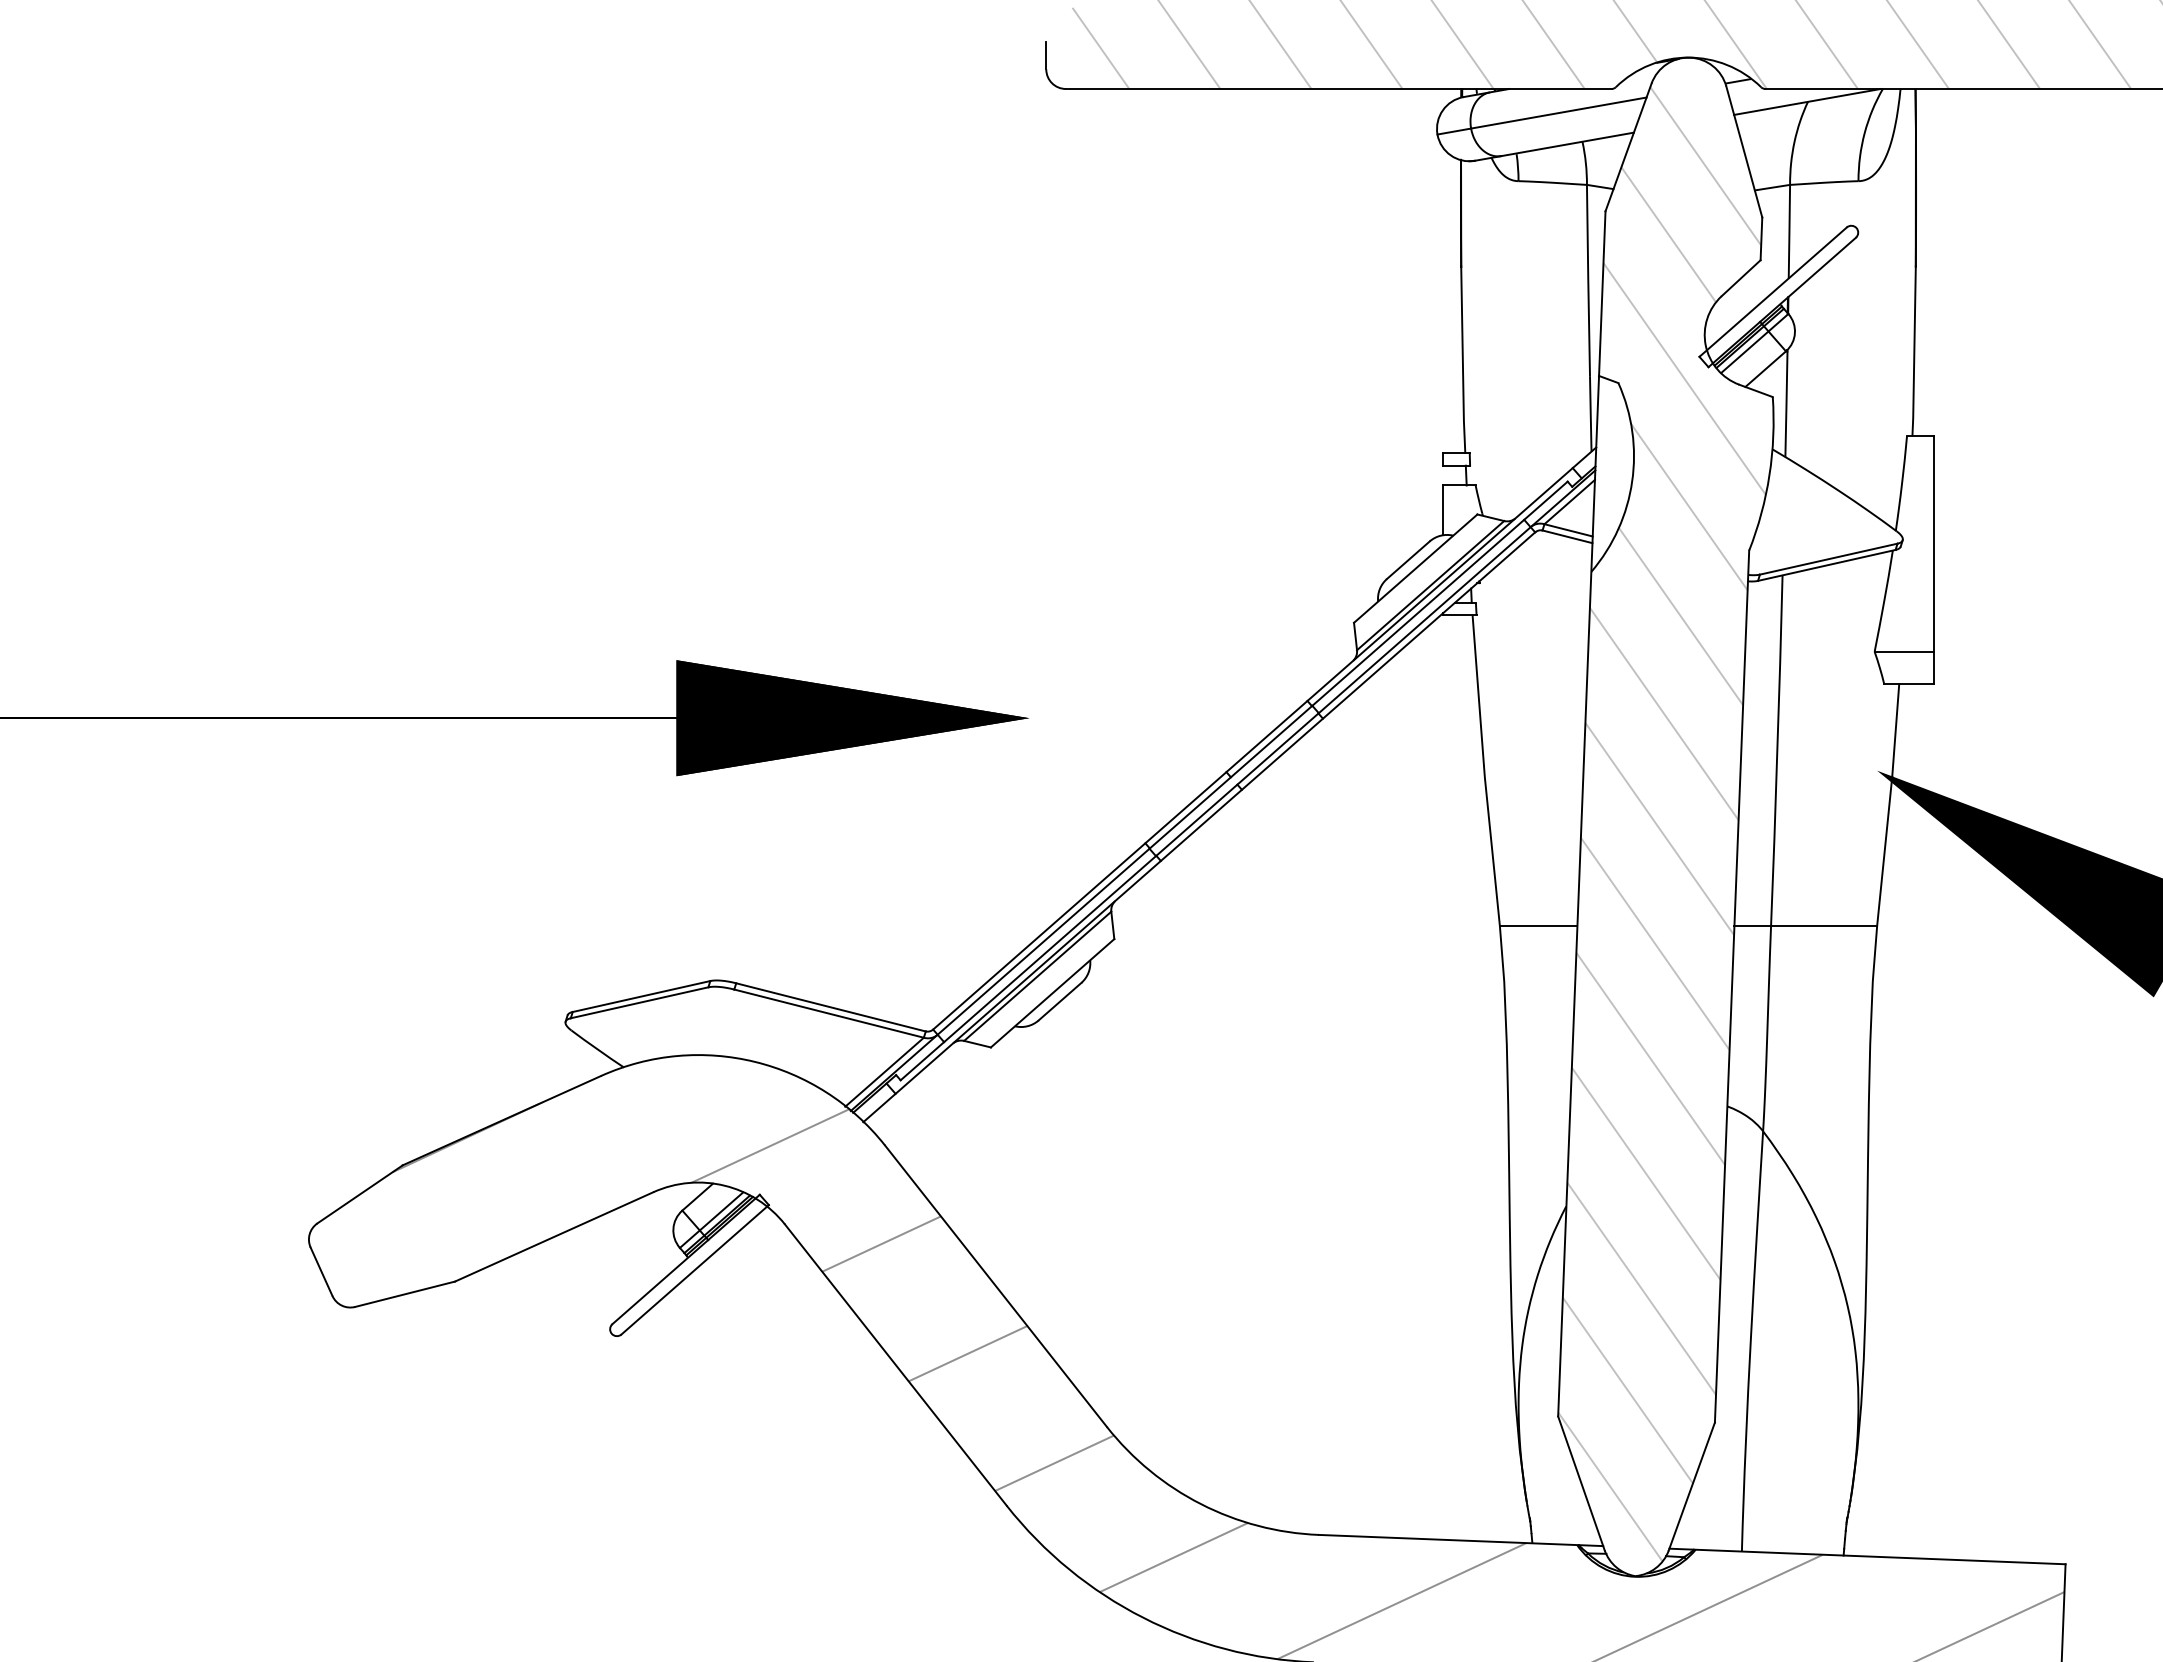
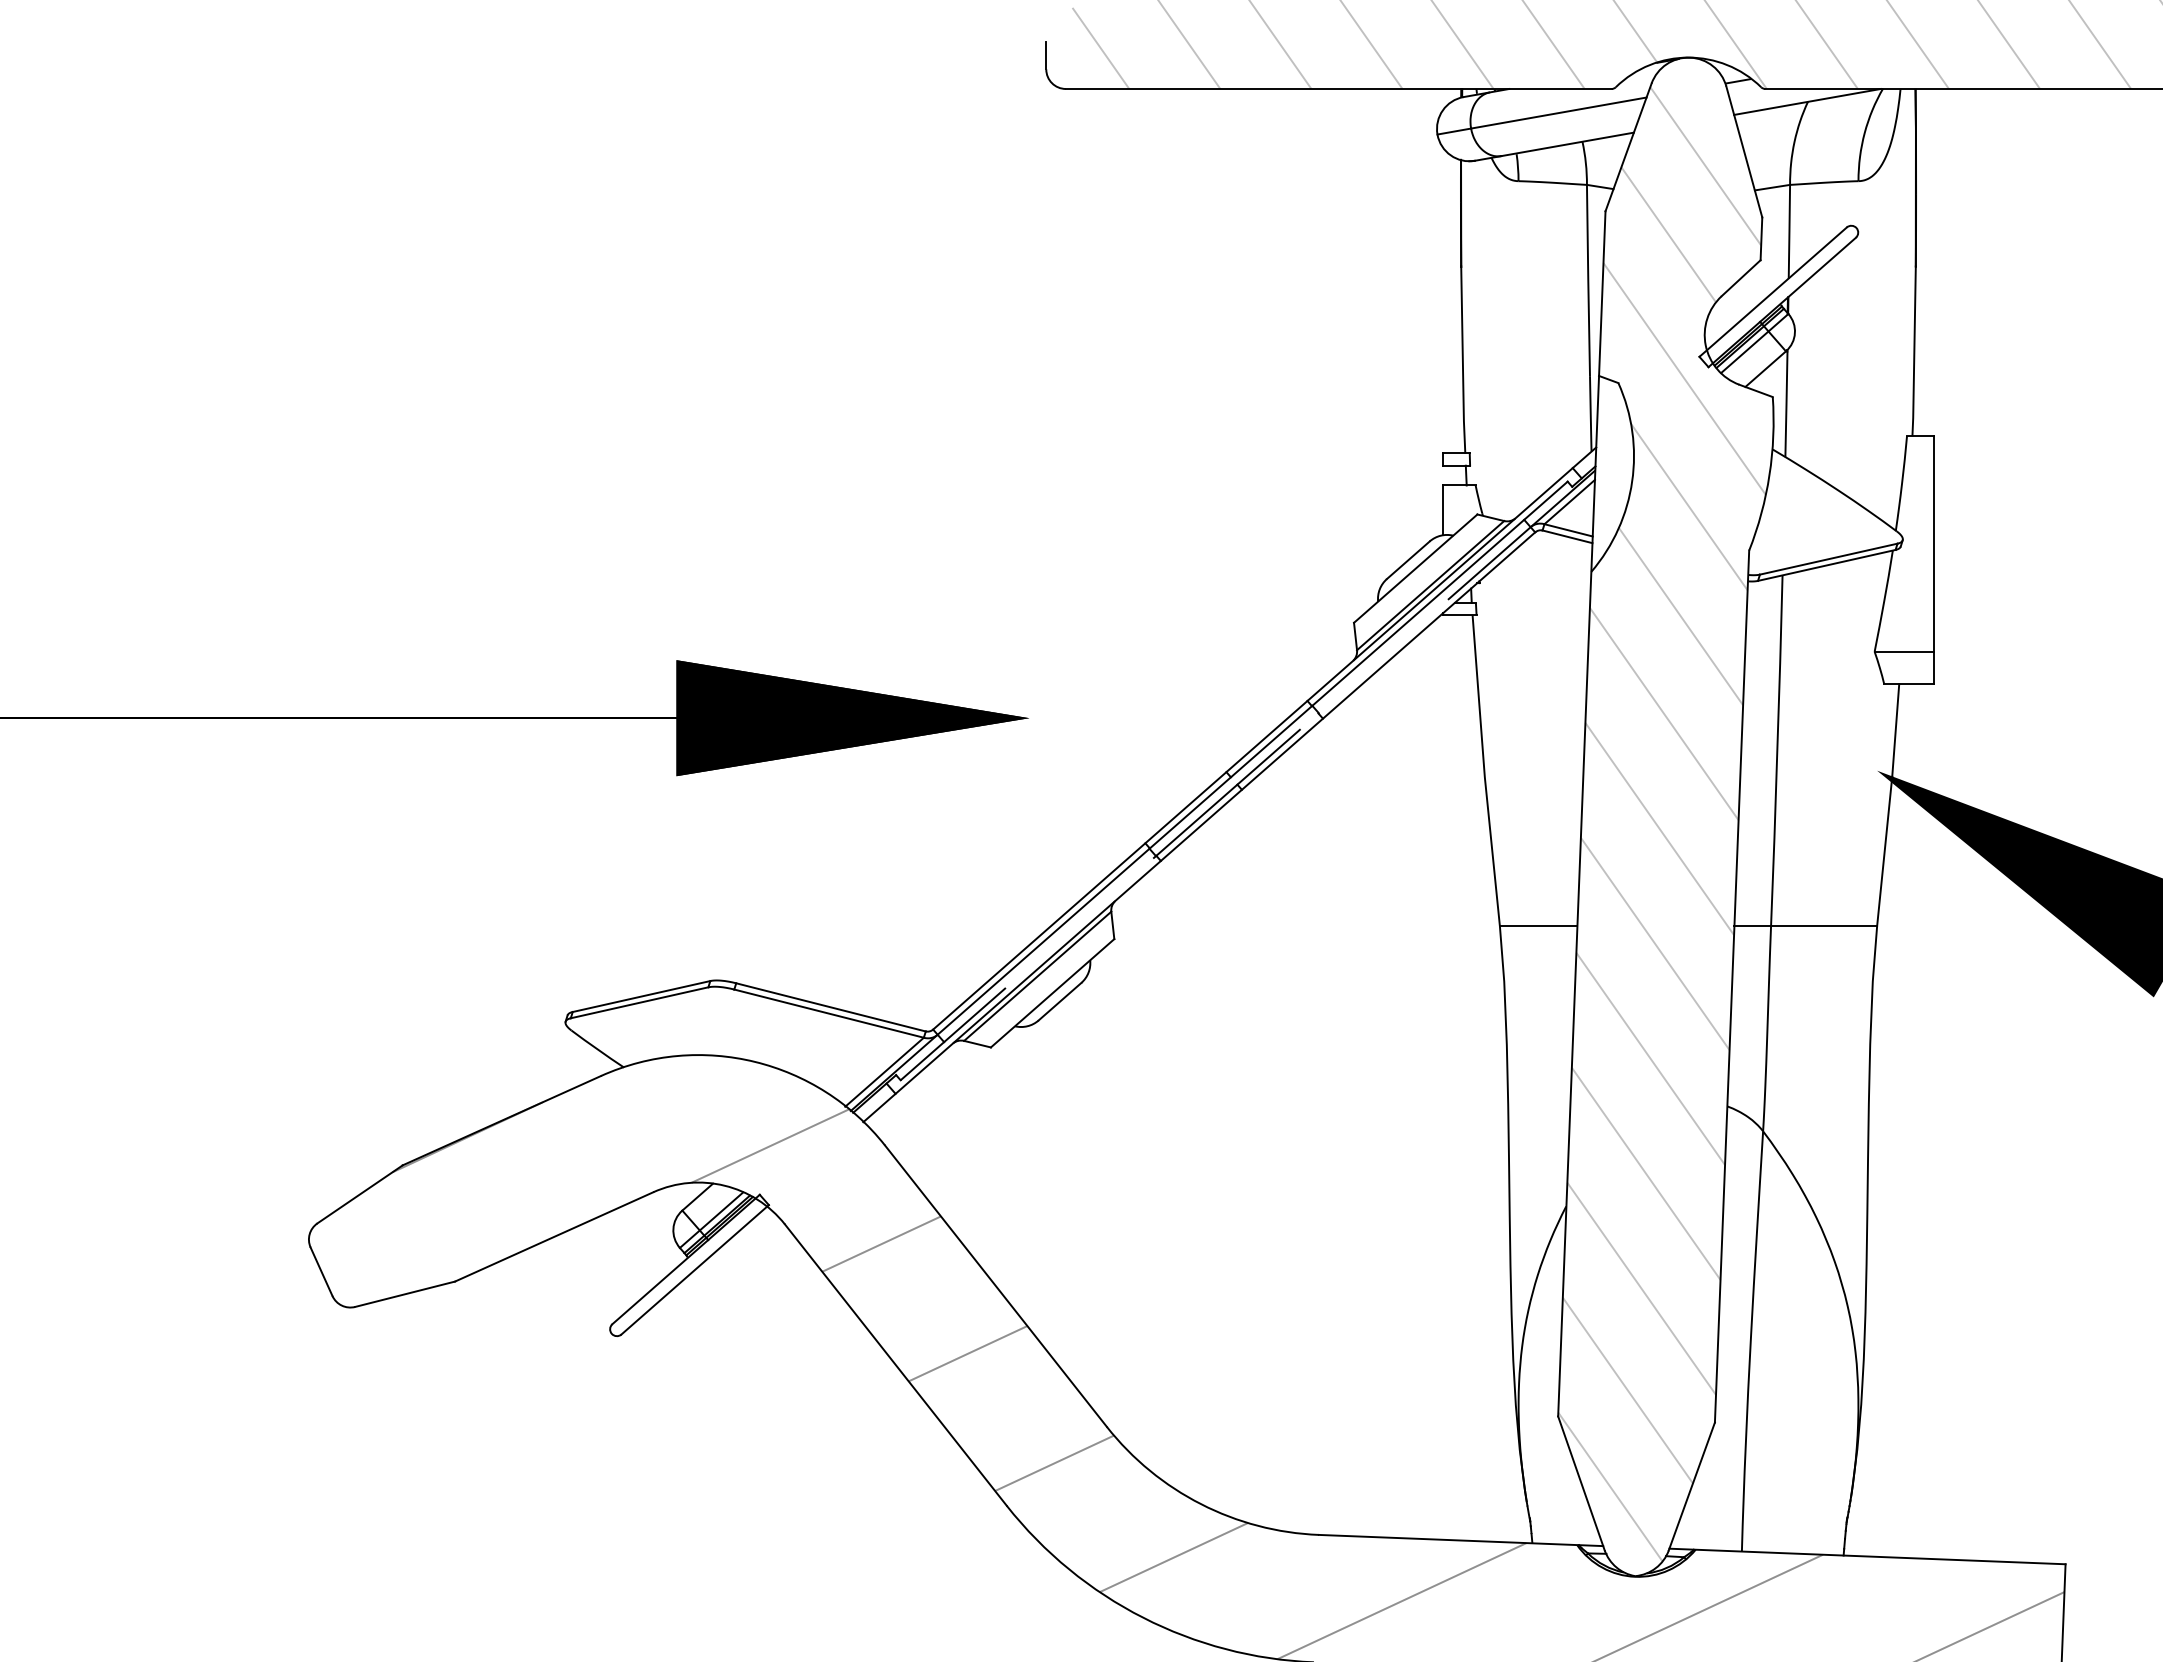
line: solid -> dashed (1247, 775)
